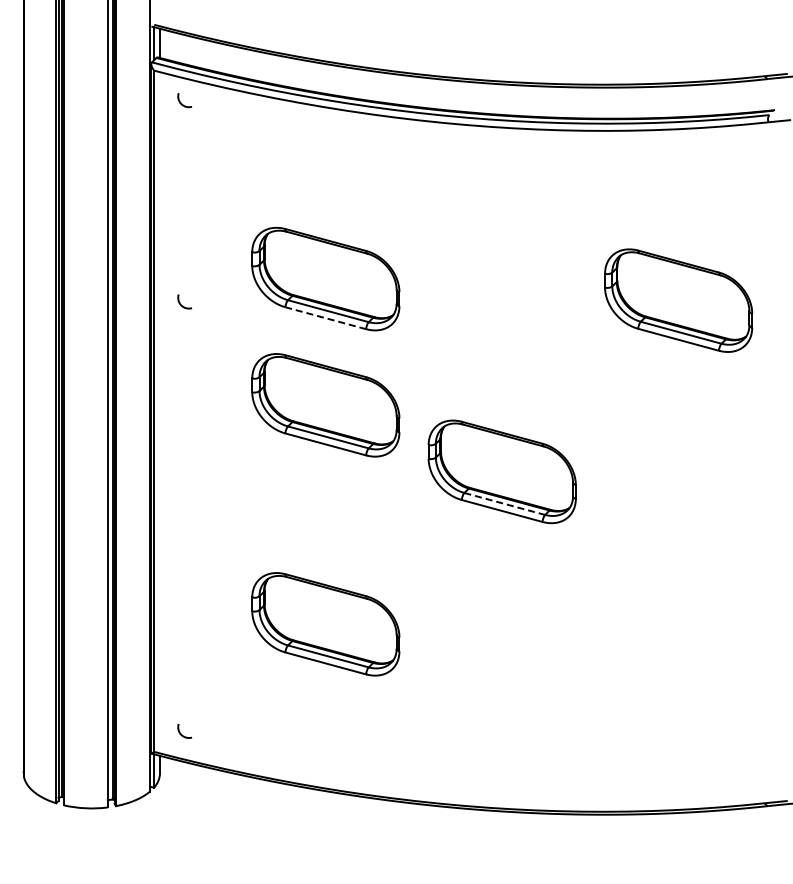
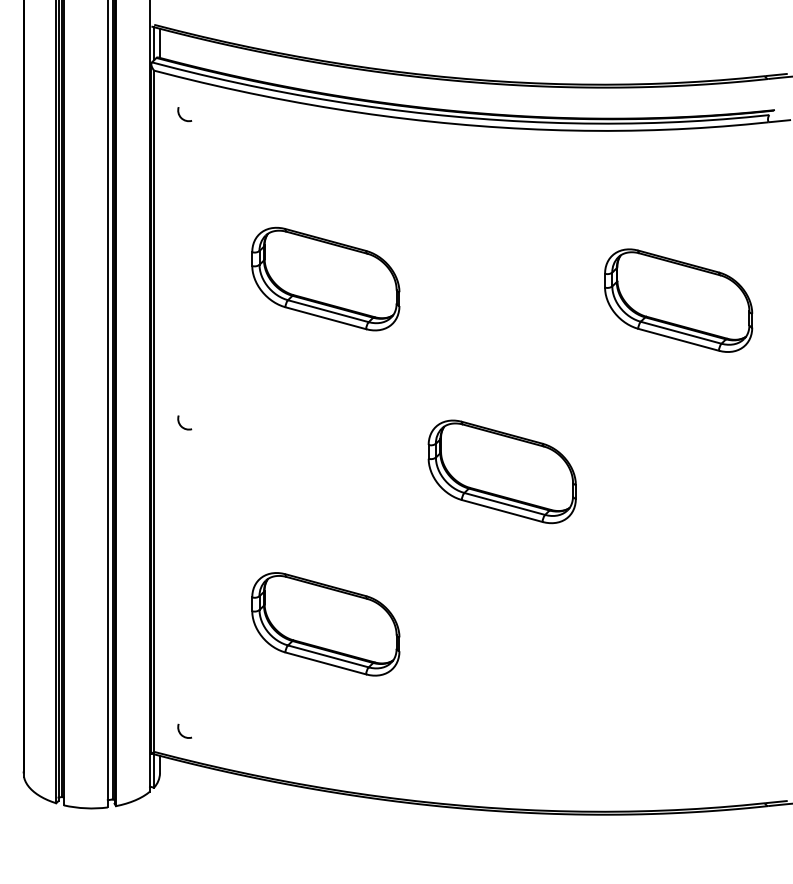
arc position: (181, 102) -> (181, 116) (181, 116)
arc position: (180, 302) -> (180, 423) (180, 423)
line: dashed -> solid (325, 318)
part: present -> none (325, 405)
line: dashed -> solid (504, 503)
